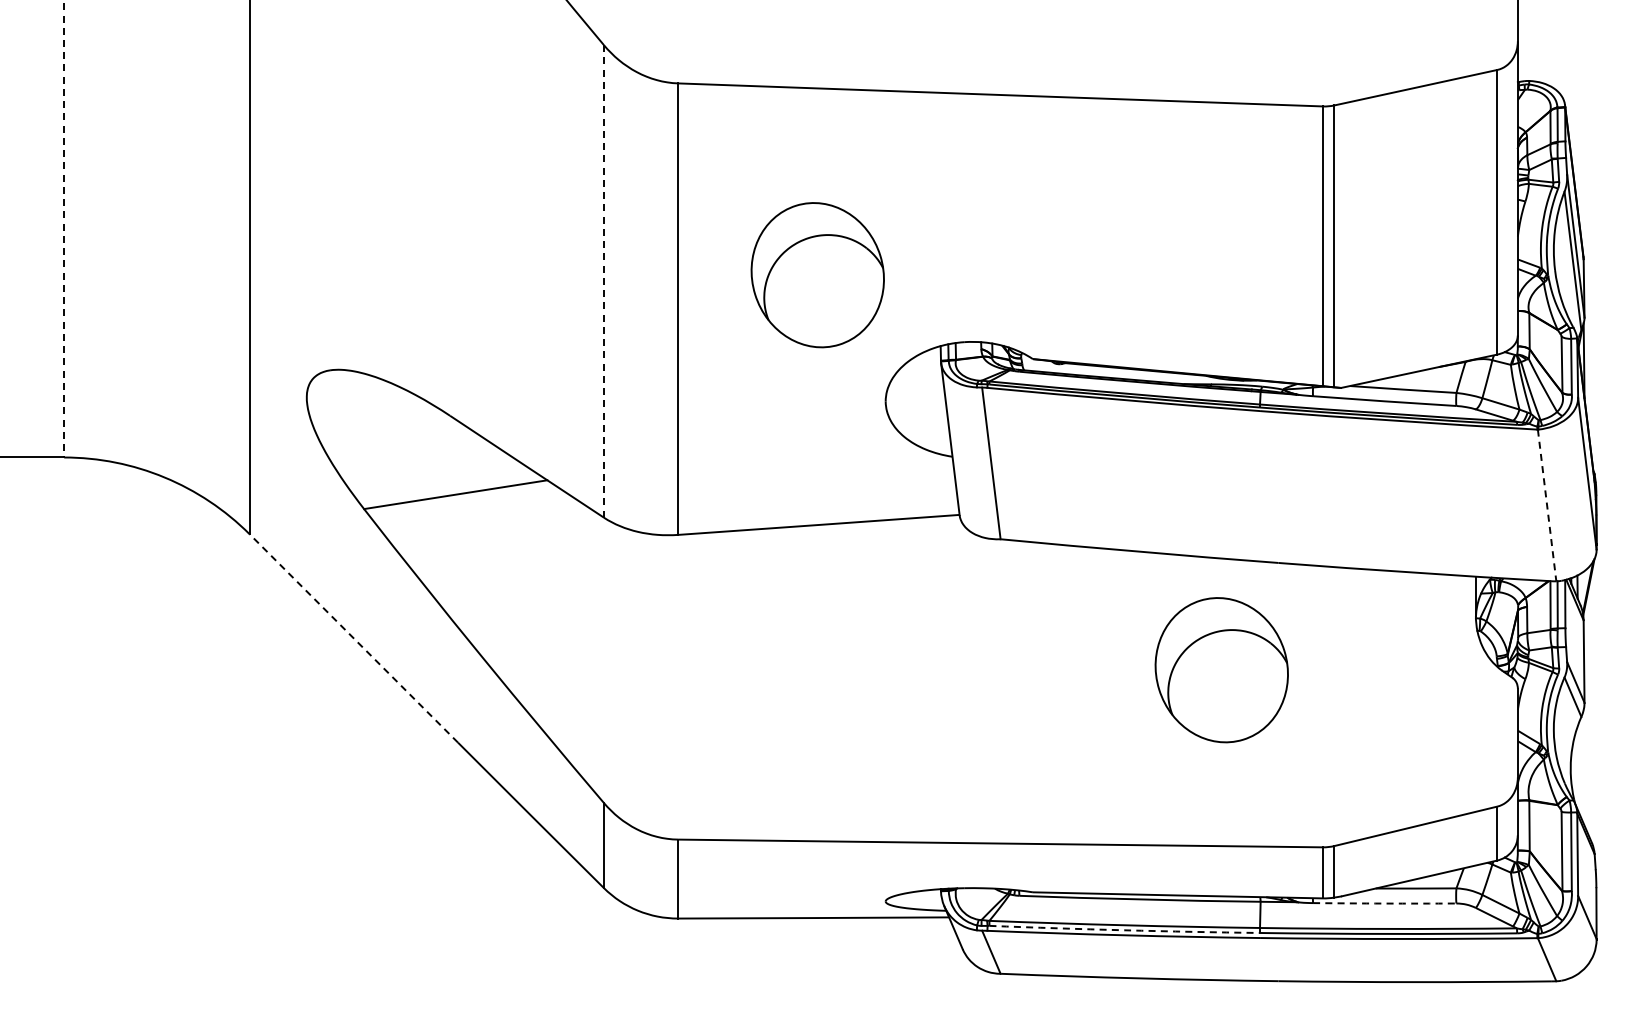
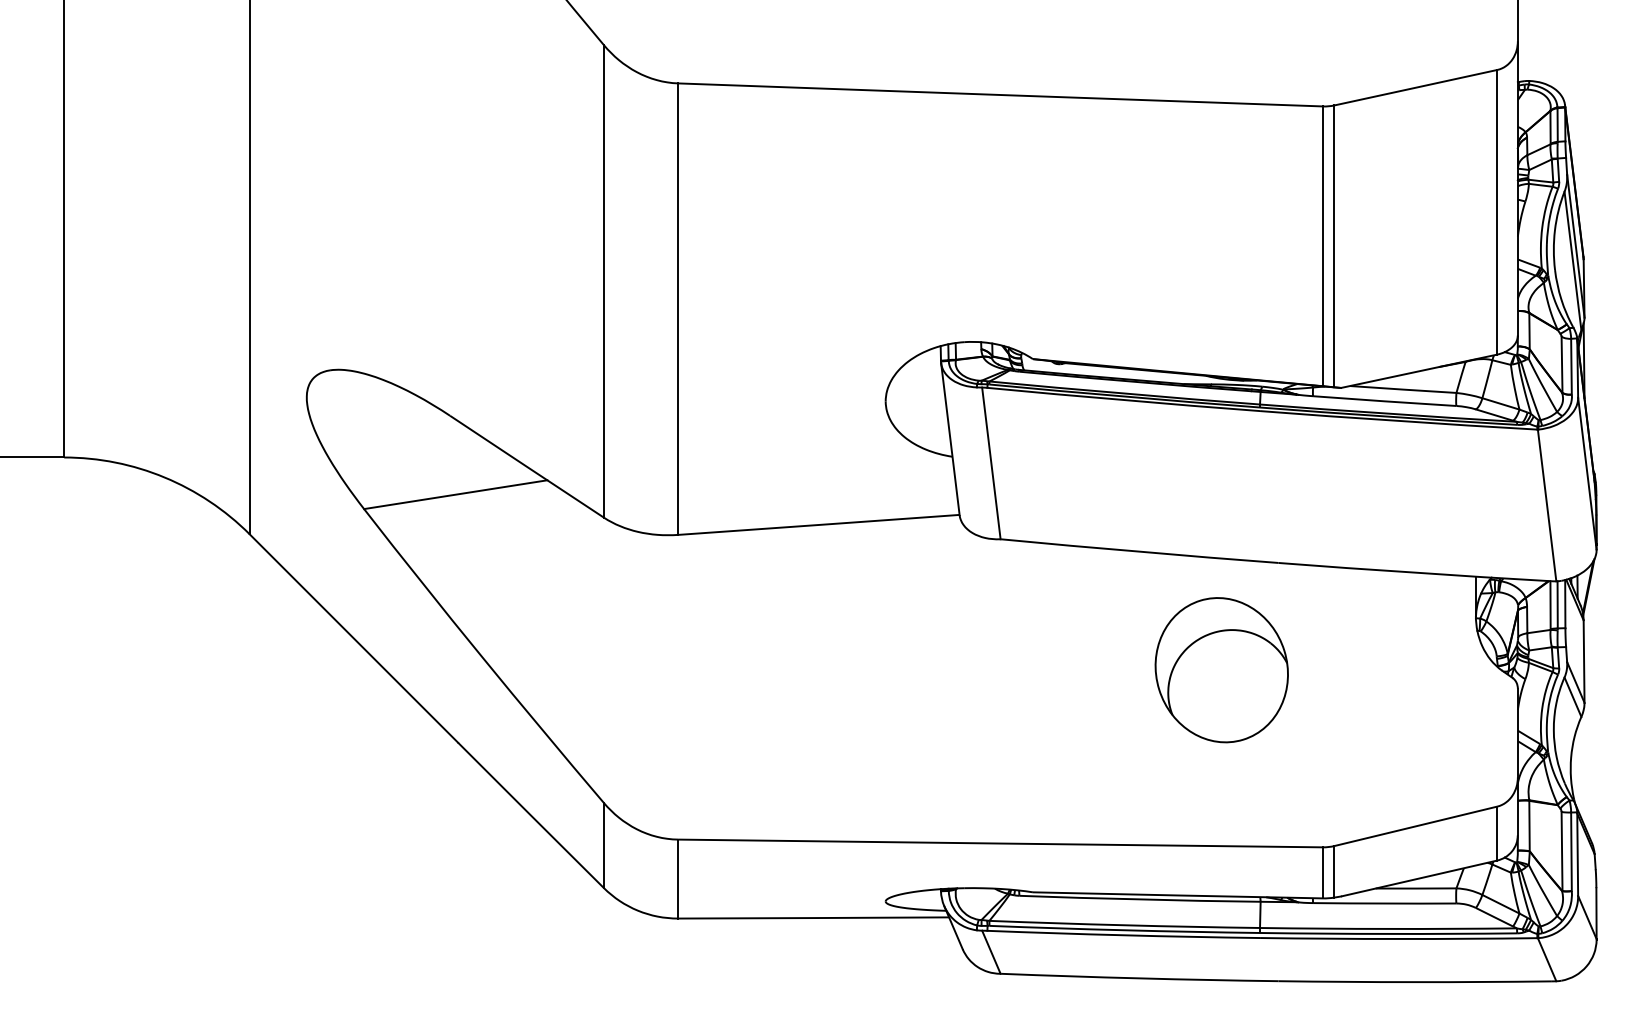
line: dashed -> solid (64, 229)
part: present -> none (817, 275)
line: dashed -> solid (603, 281)
line: dashed -> solid (1547, 505)
line: dashed -> solid (353, 638)
arc: dashed -> solid (1384, 903)
arc: dashed -> solid (1124, 930)
